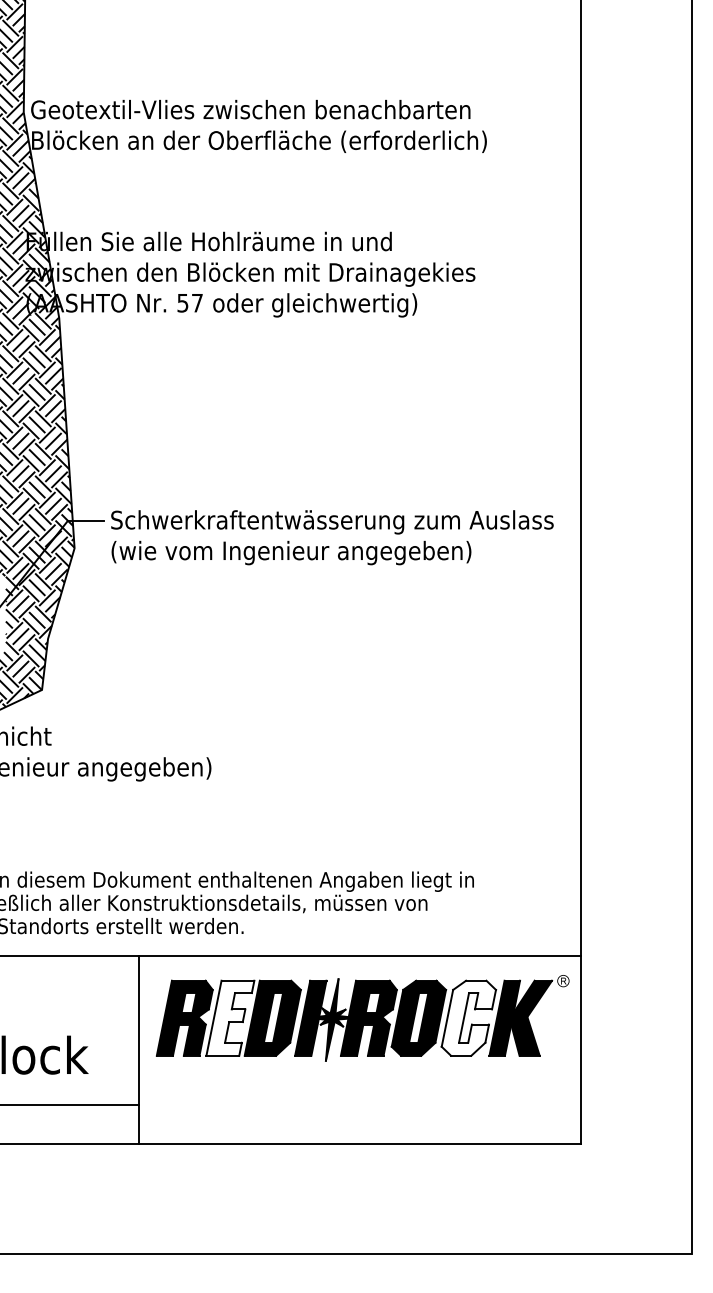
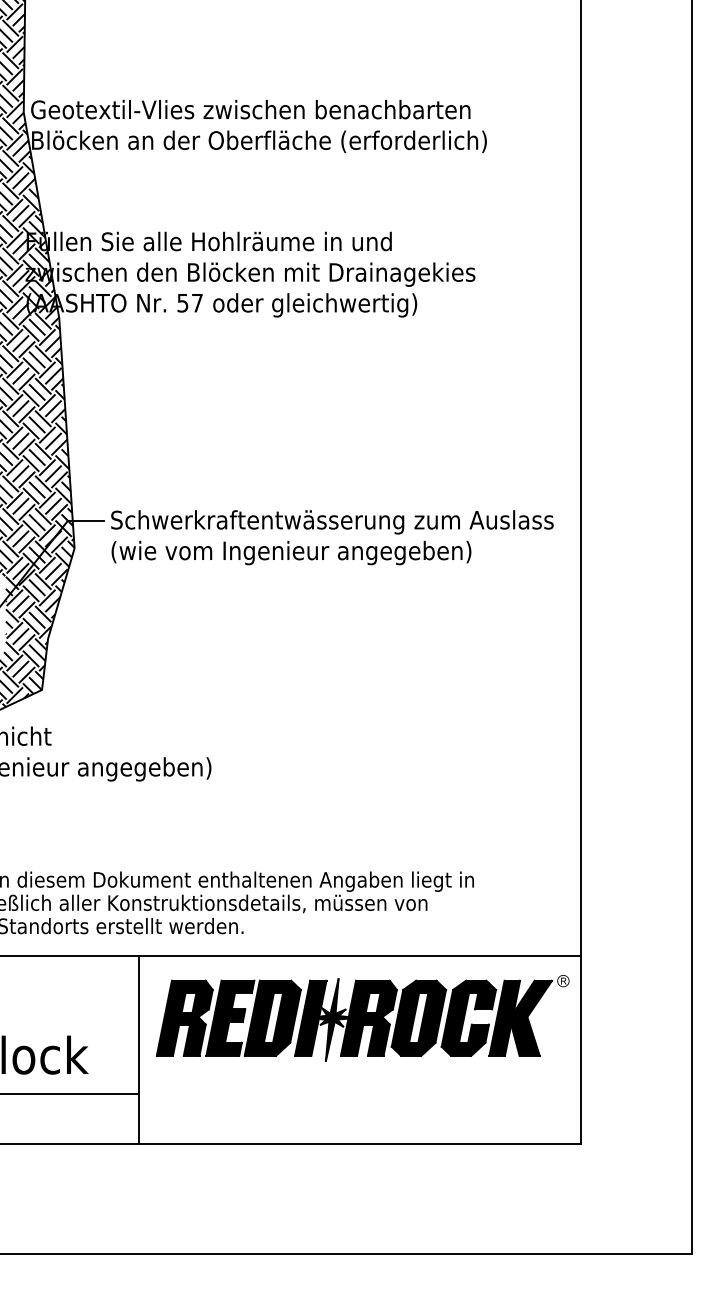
fill: none -> present (230, 1017)
fill: none -> present (468, 1017)
line position: (70, 1104) -> (70, 1093) (70, 1093)
